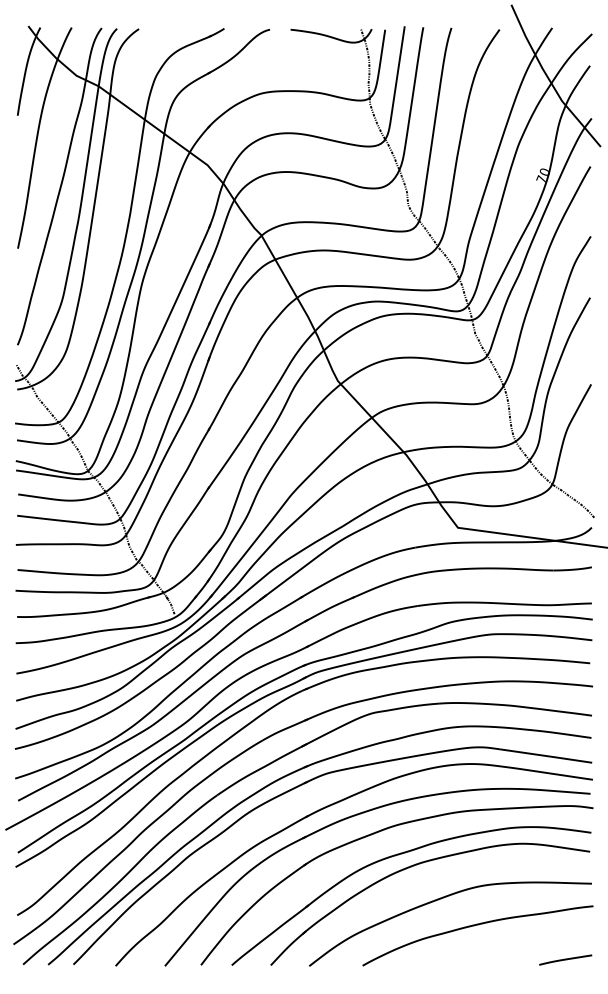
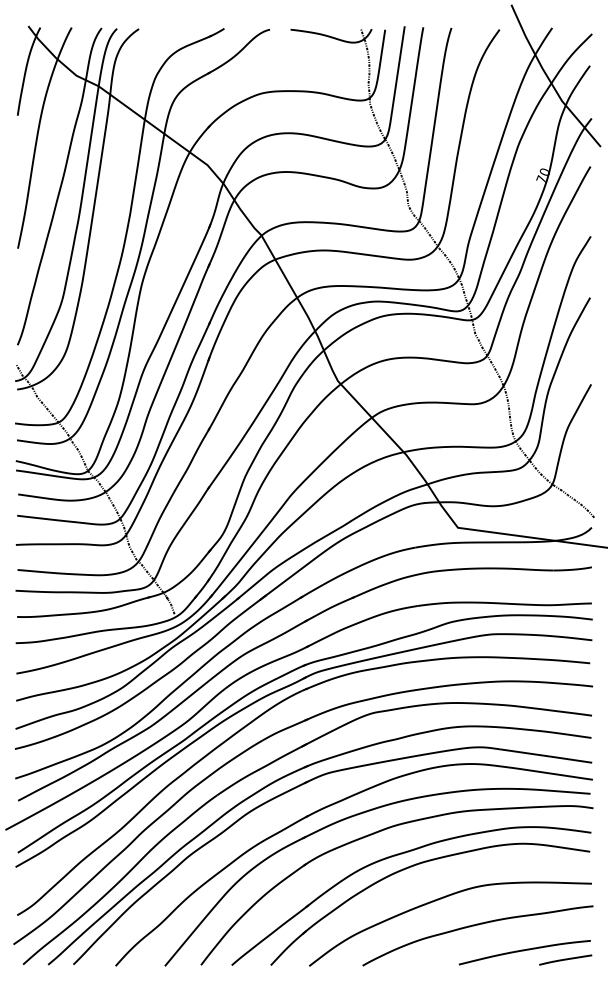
curve: none -> present (524, 951)
